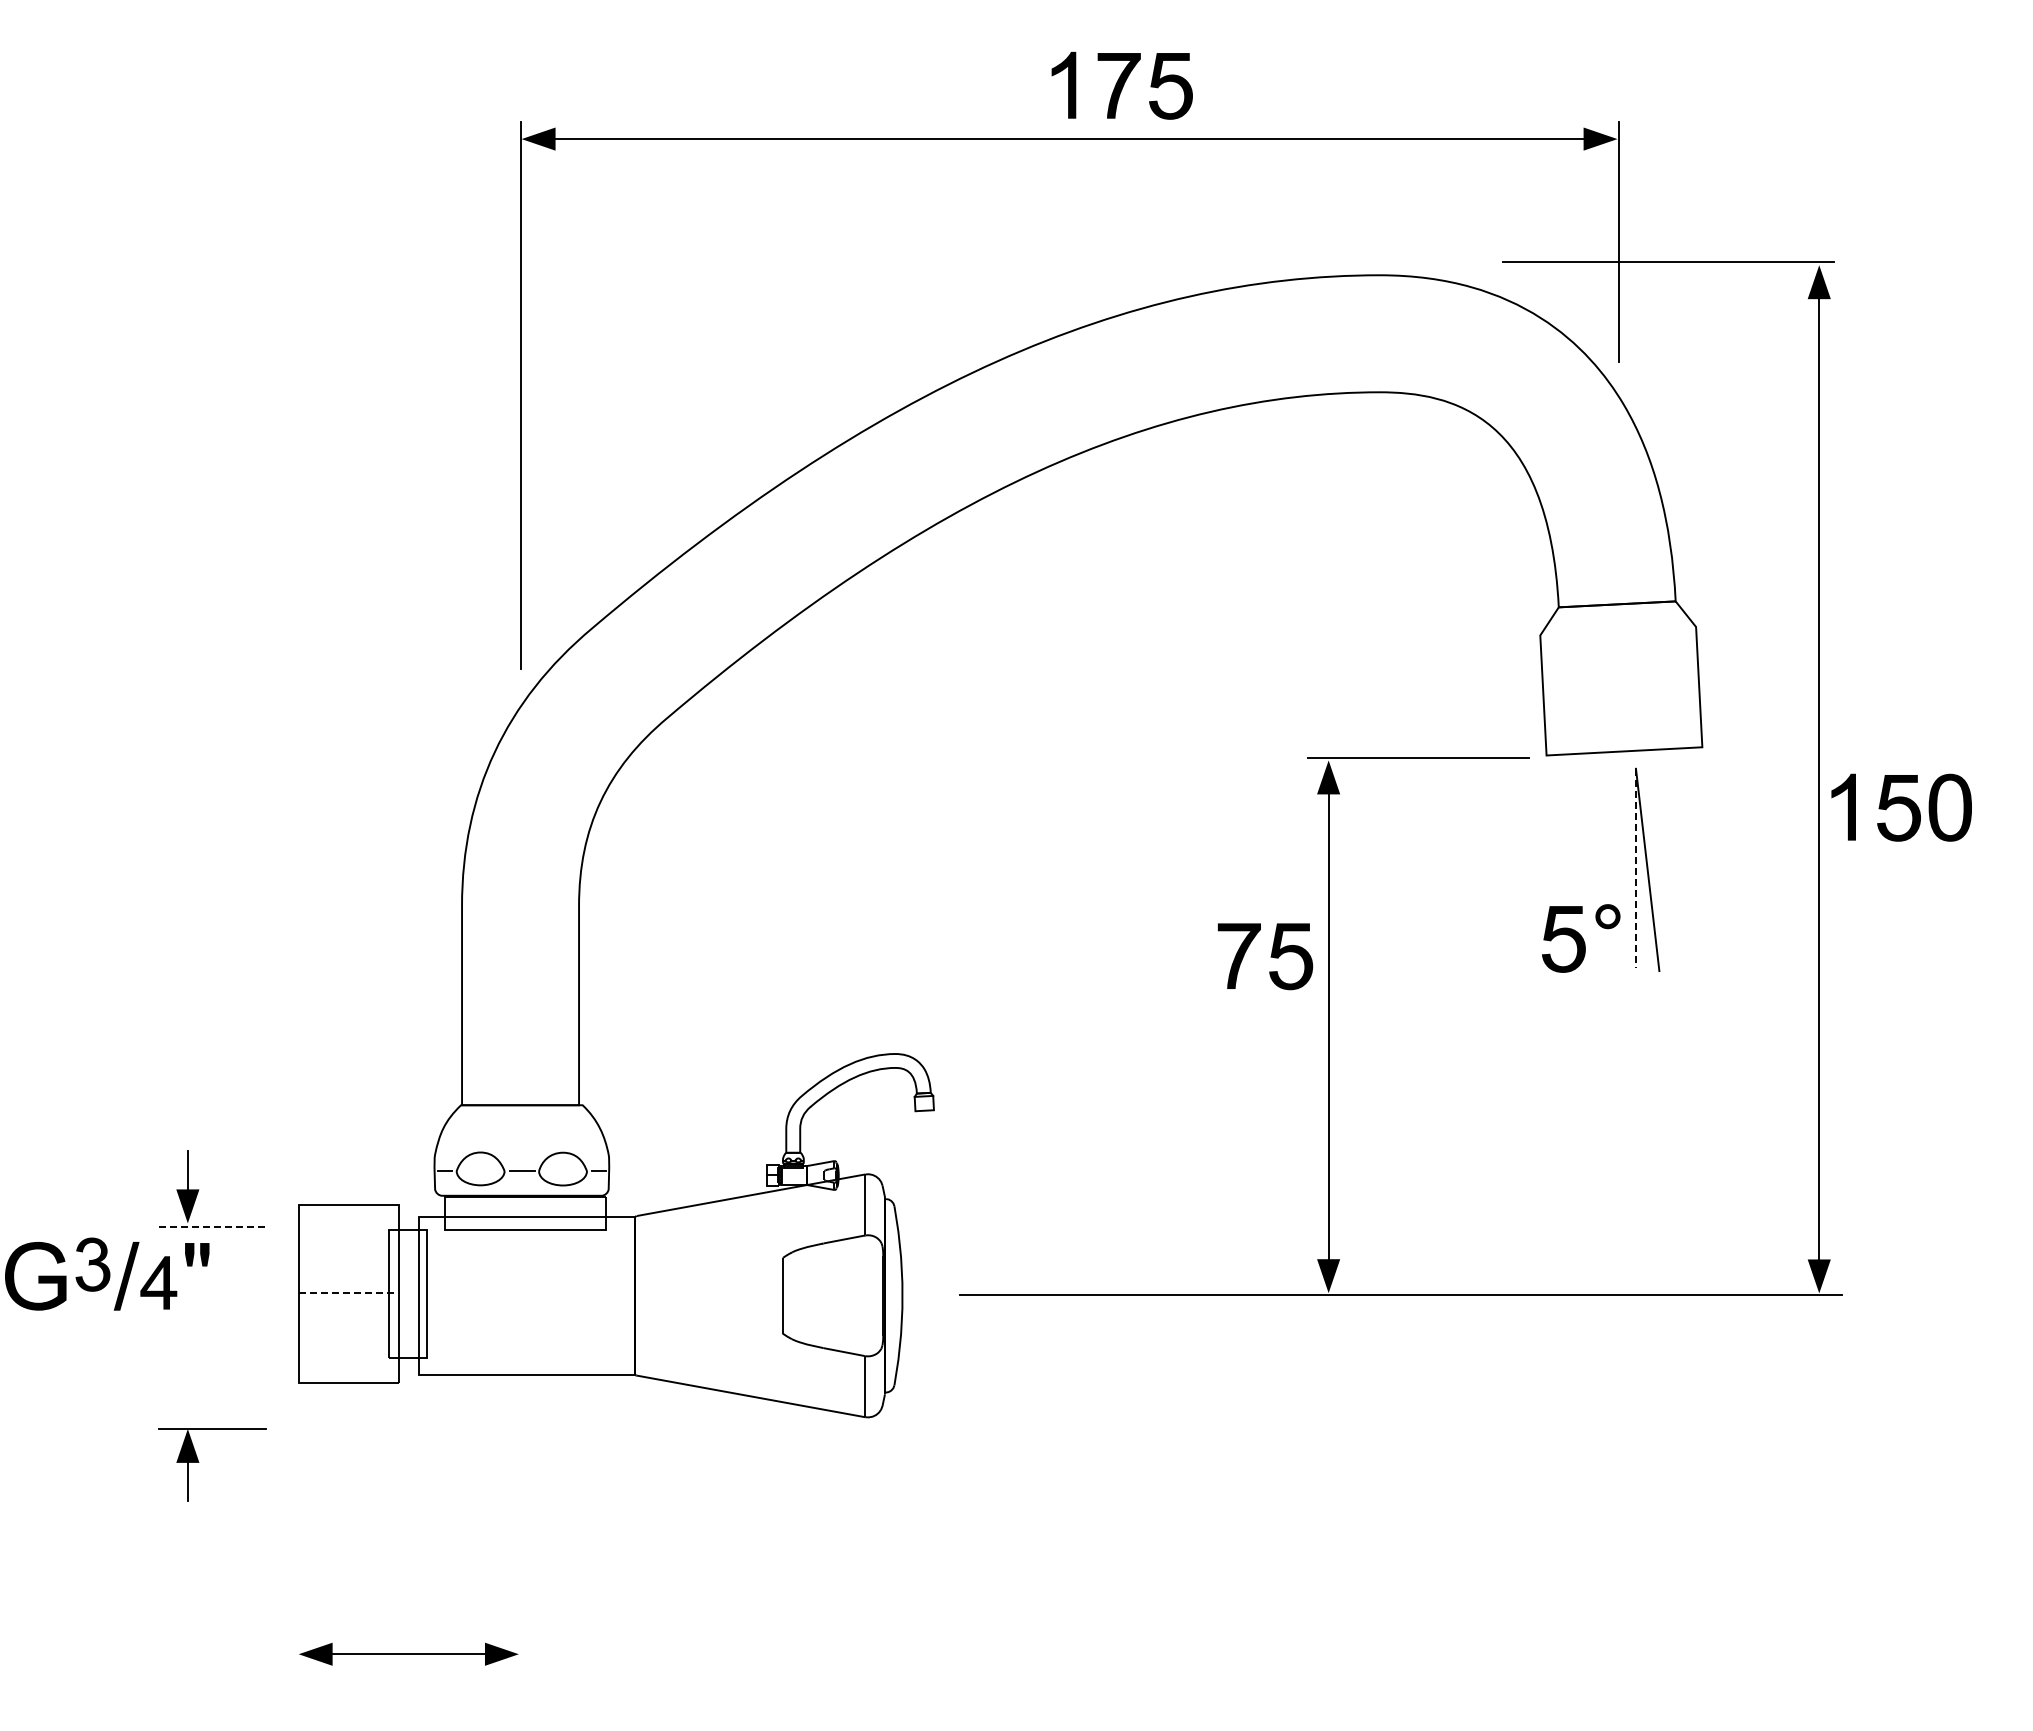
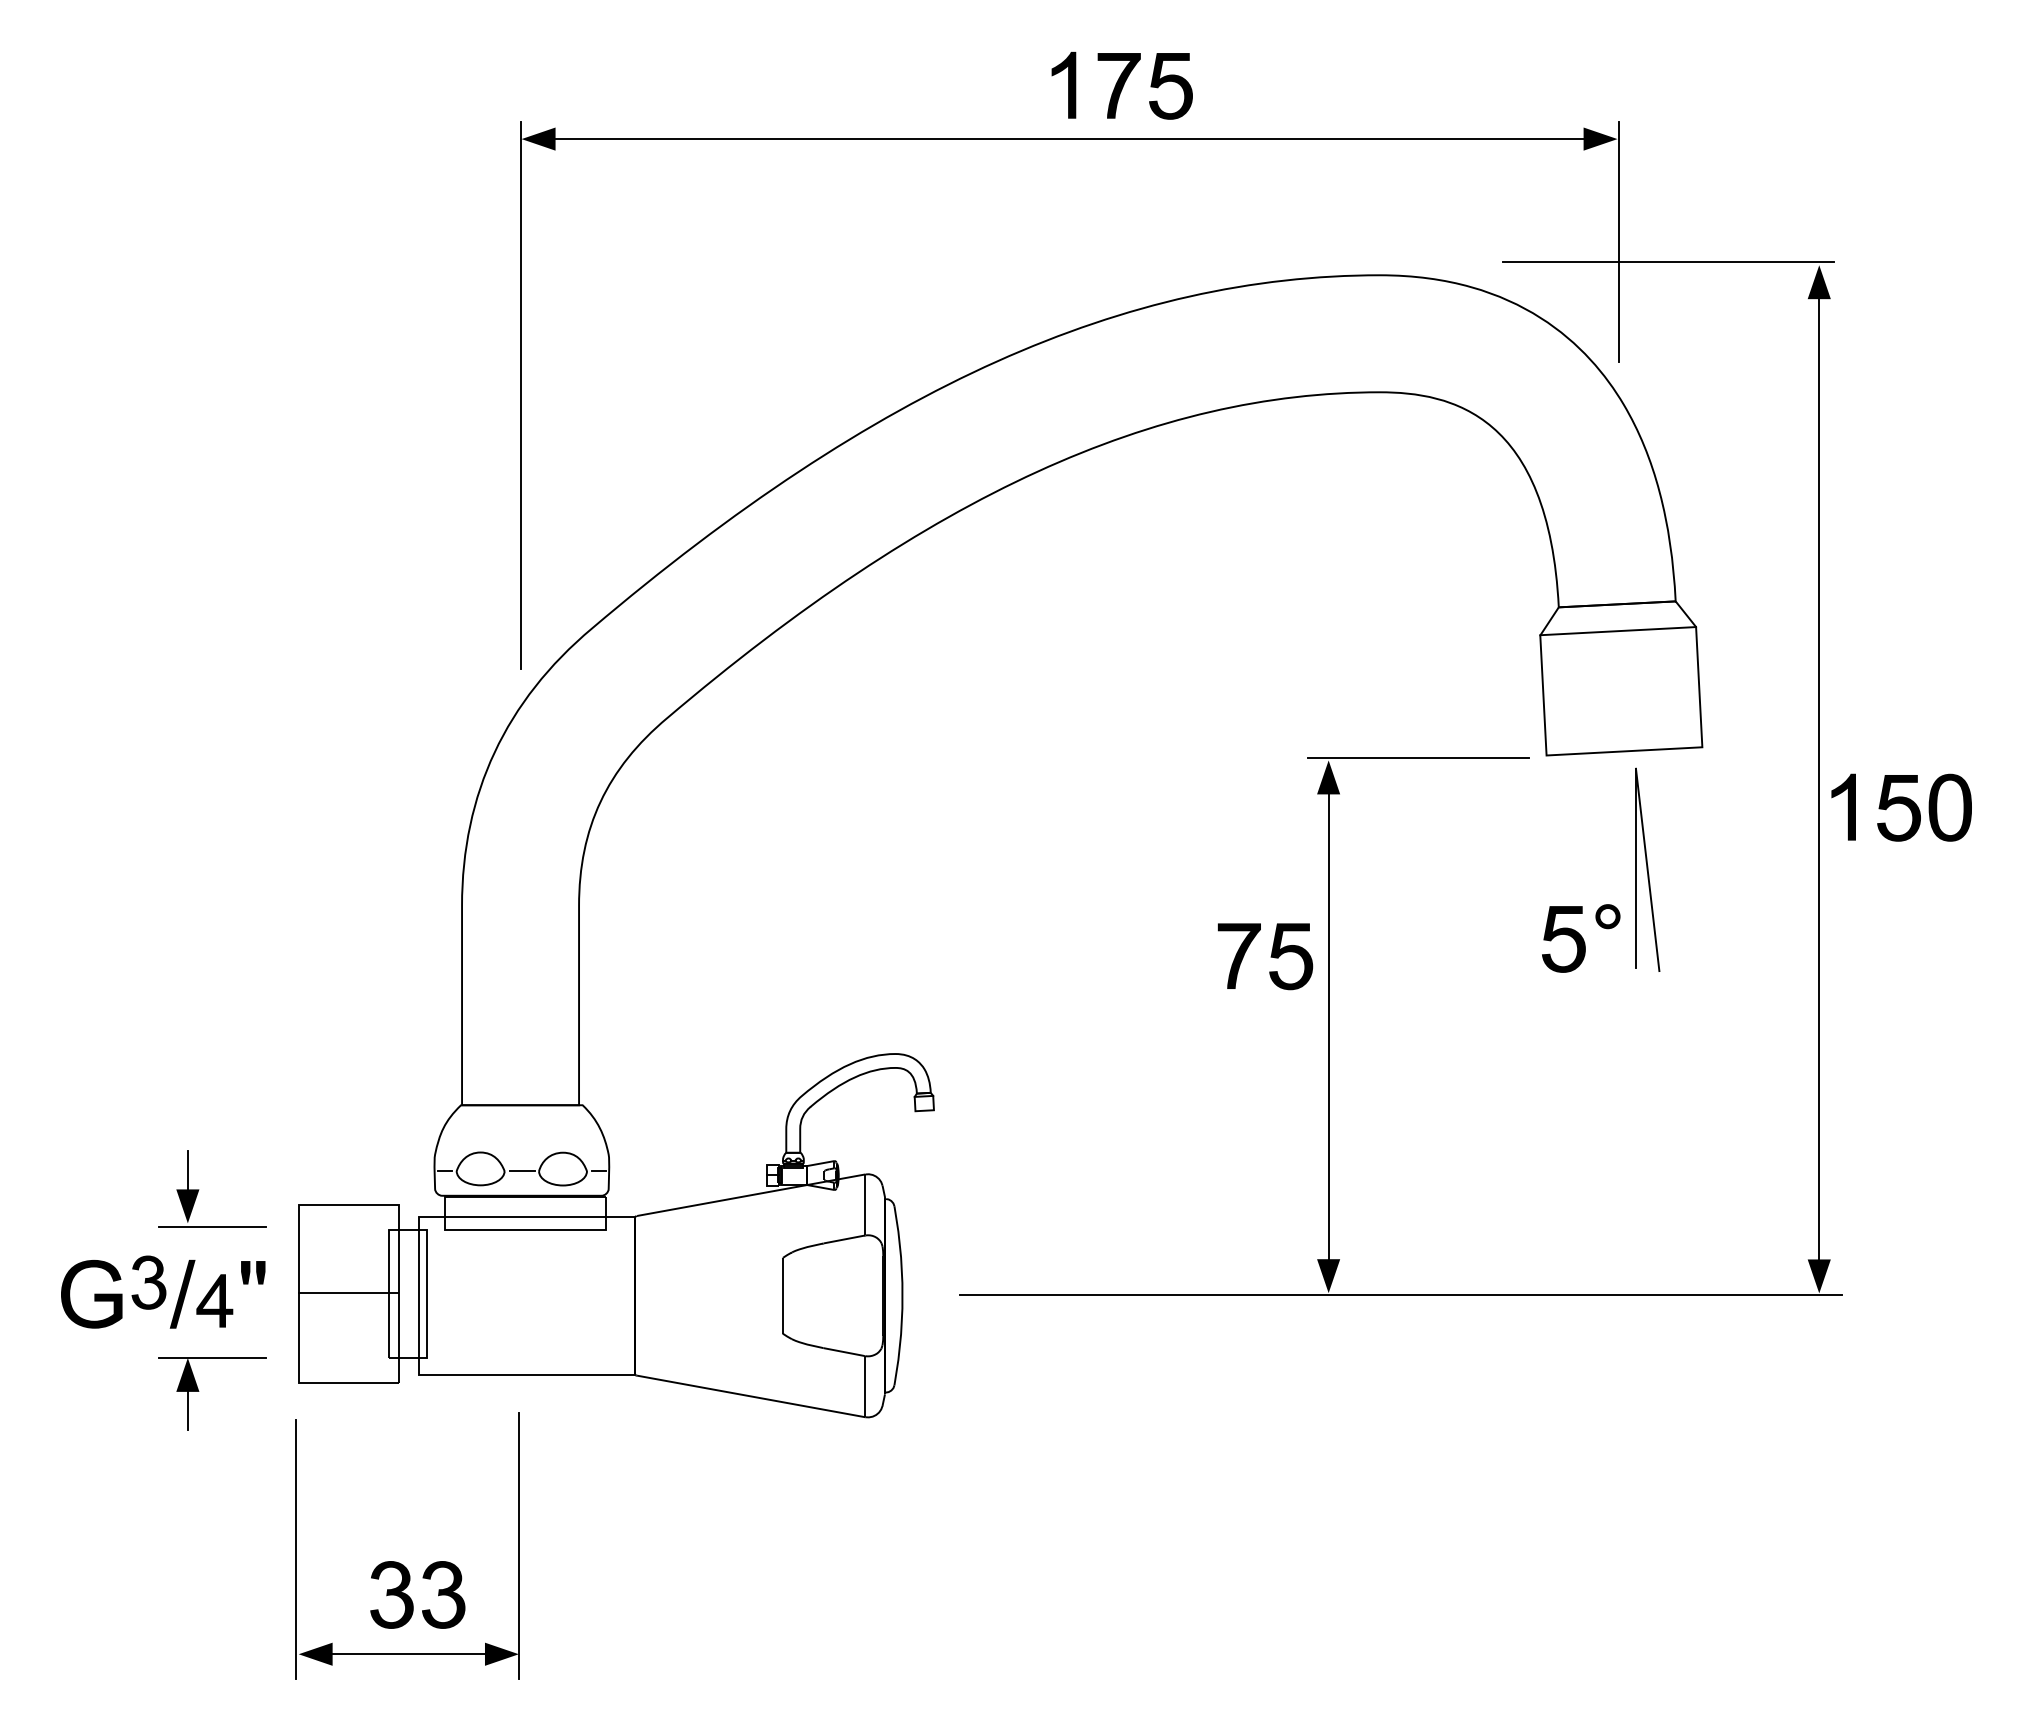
line: none -> present (1618, 631)
line: dashed -> solid (1635, 868)
line: dashed -> solid (213, 1226)
part position: (107, 1273) -> (163, 1291) (163, 1291)
line: dashed -> solid (348, 1292)
part position: (199, 1462) -> (199, 1391) (199, 1391)
line: none -> present (518, 1545)
line: none -> present (296, 1549)
part: none -> present (411, 1598)
